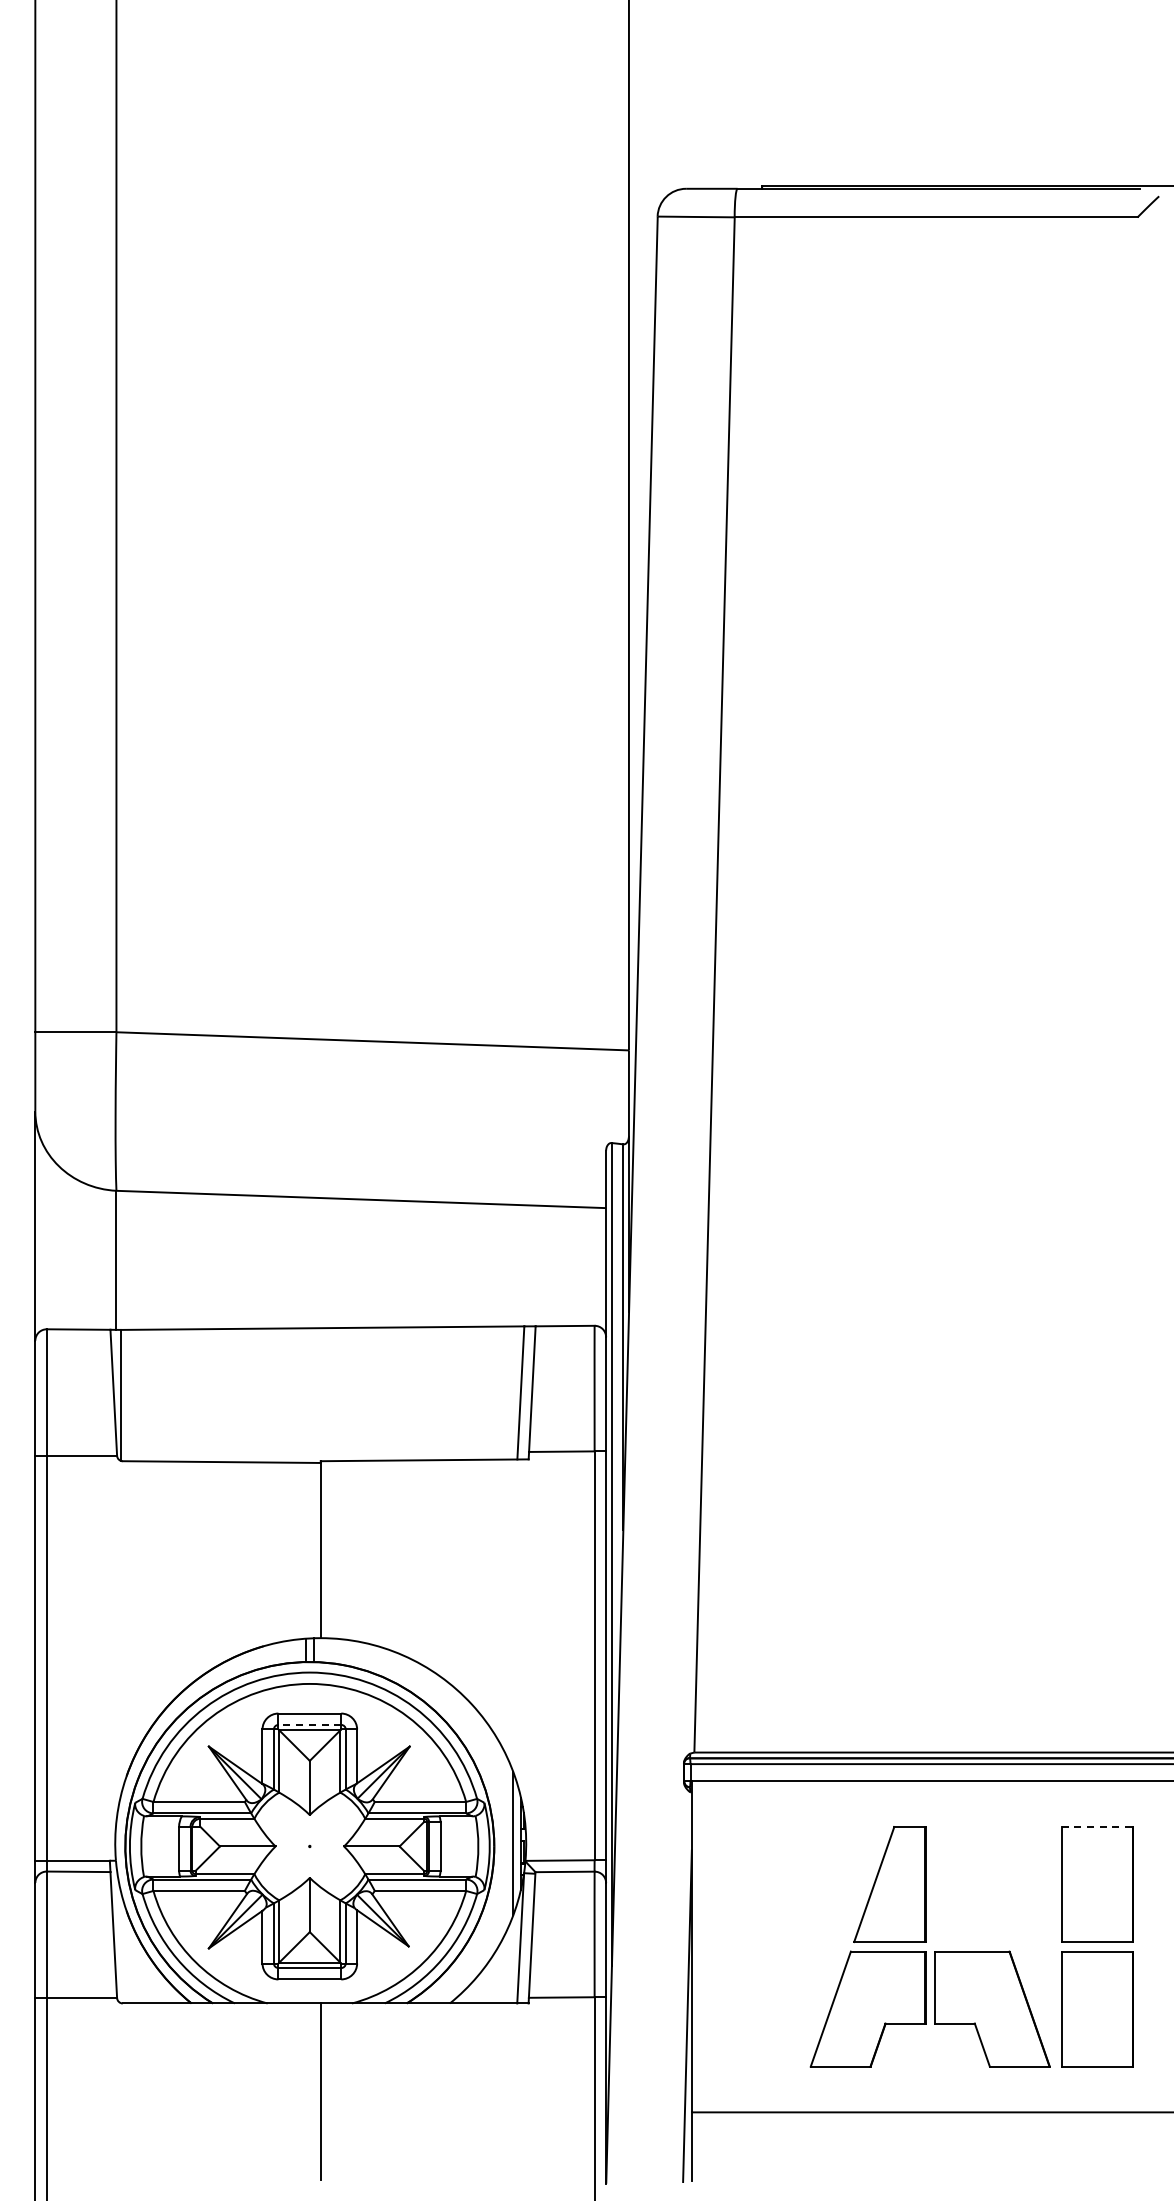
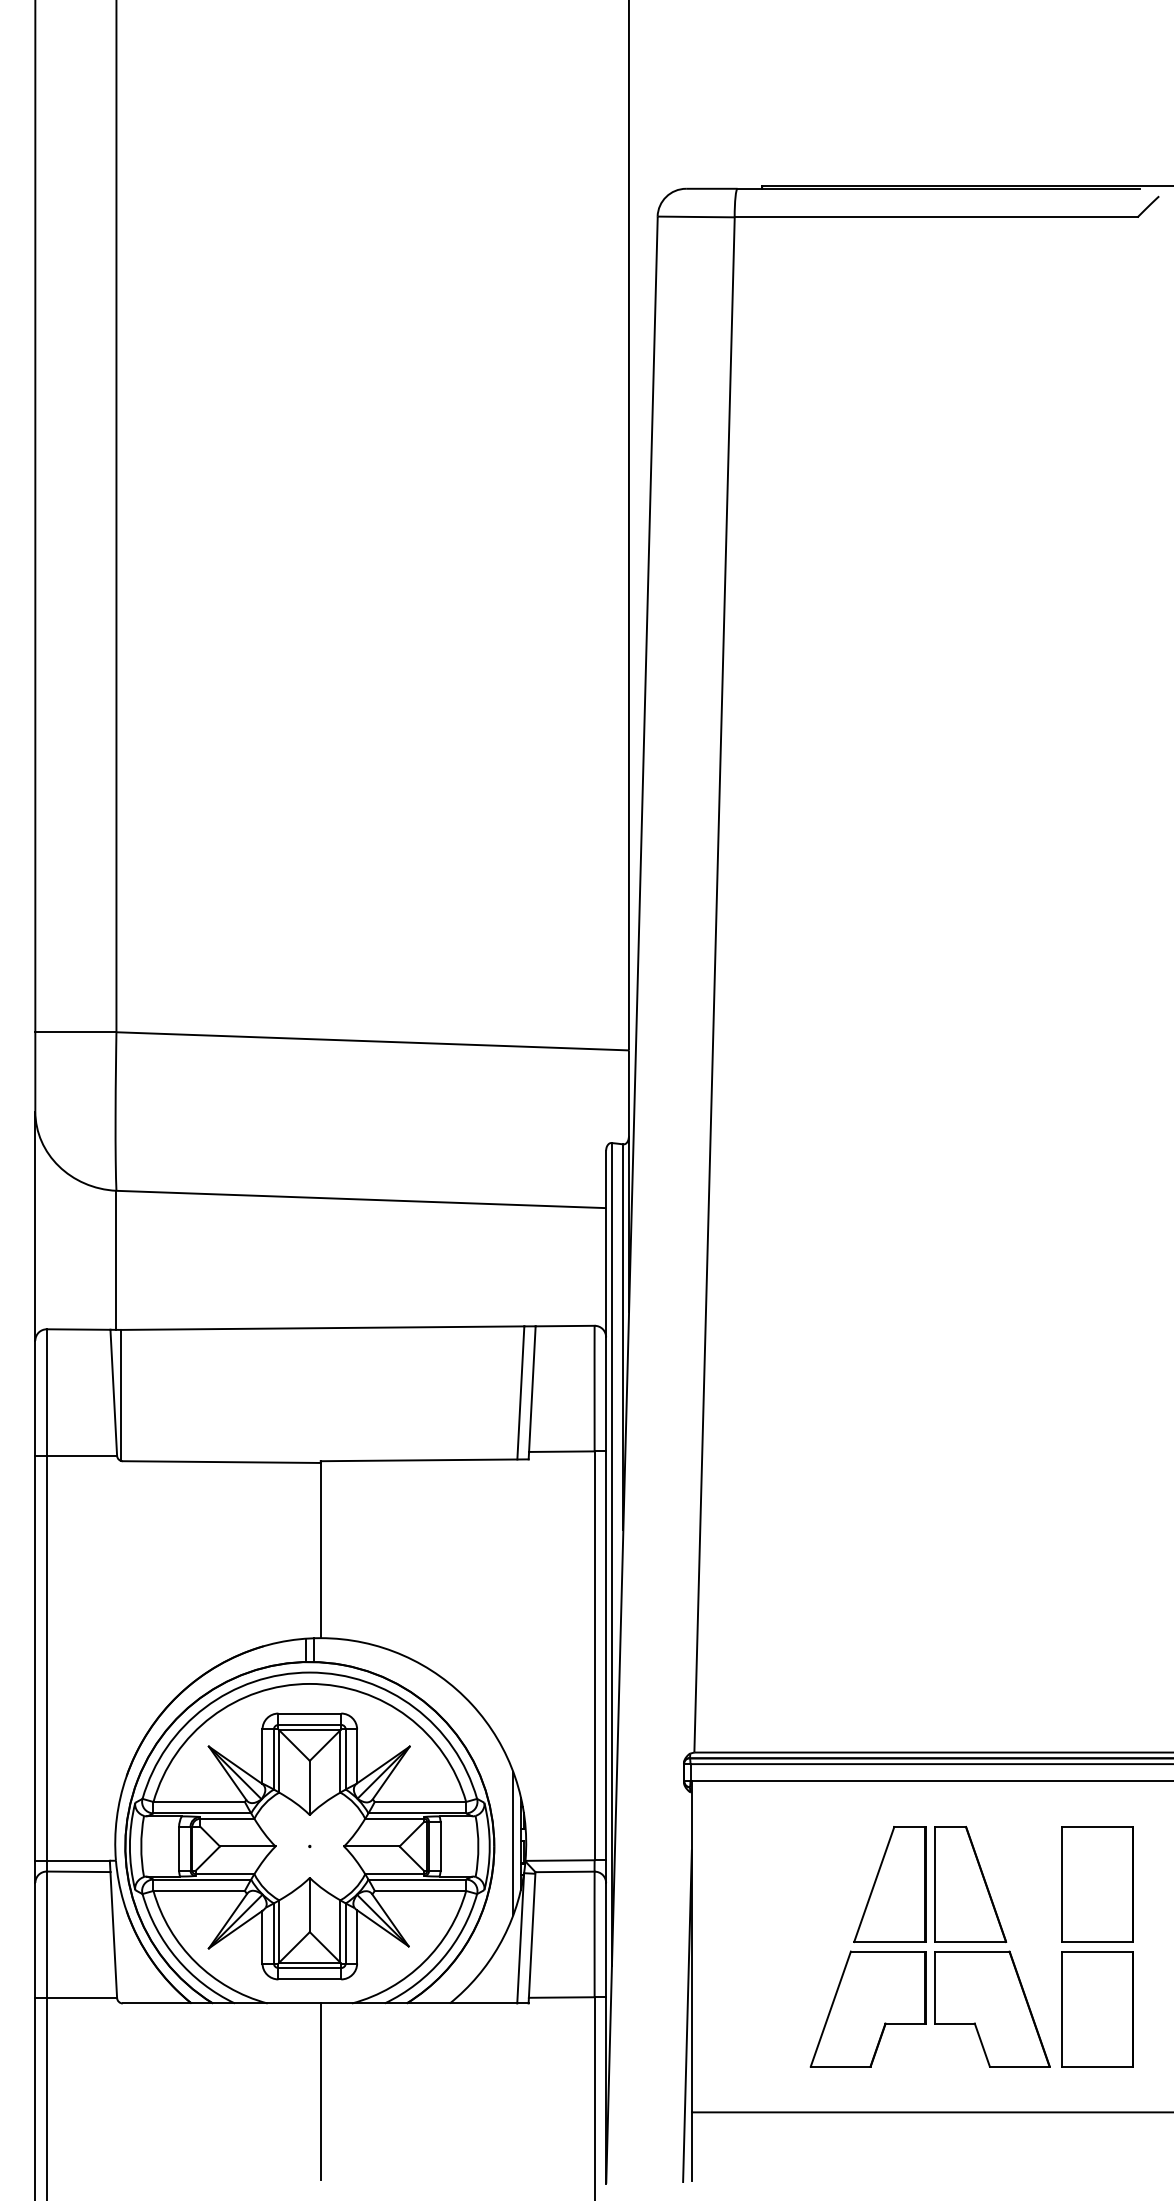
line: dashed -> solid (309, 1724)
line: dashed -> solid (1097, 1826)
part: none -> present (970, 1884)
